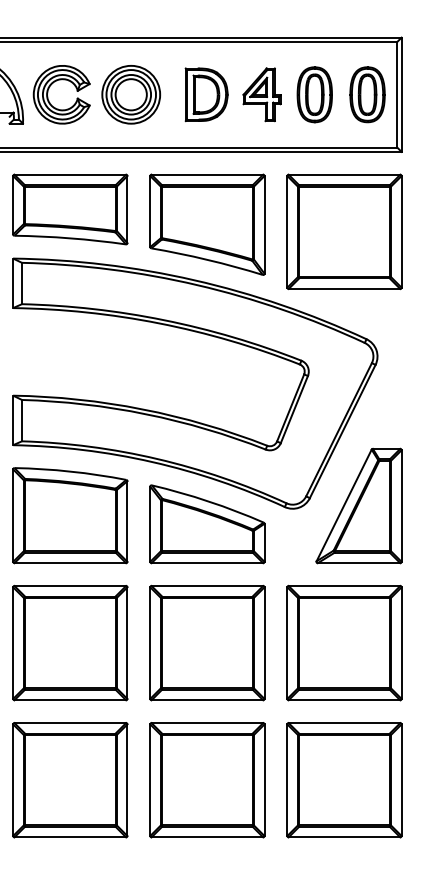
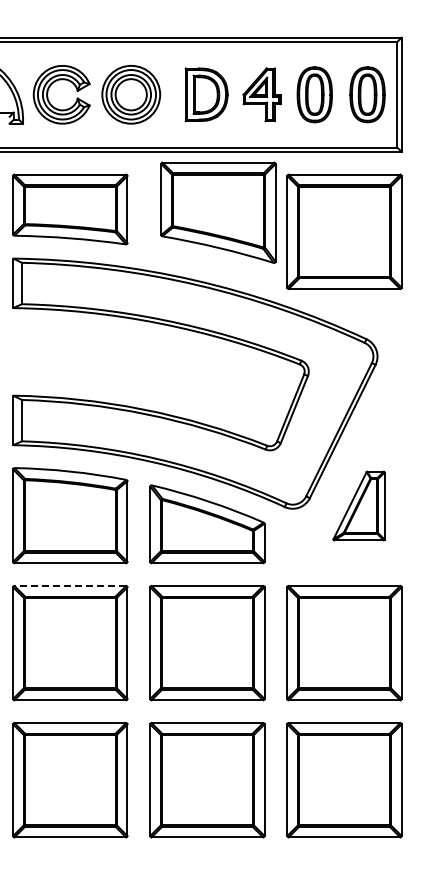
part position: (207, 224) -> (218, 212) (218, 212)
part size: 88x118 px -> 54x72 px (358, 505)
line: solid -> dashed (70, 586)
